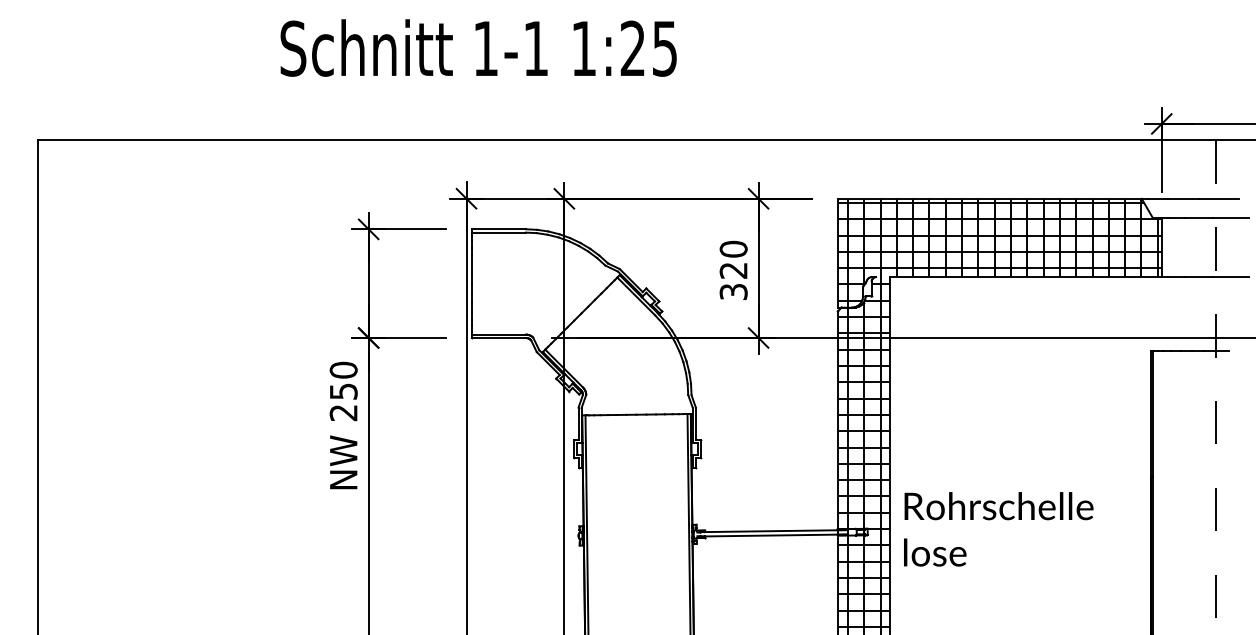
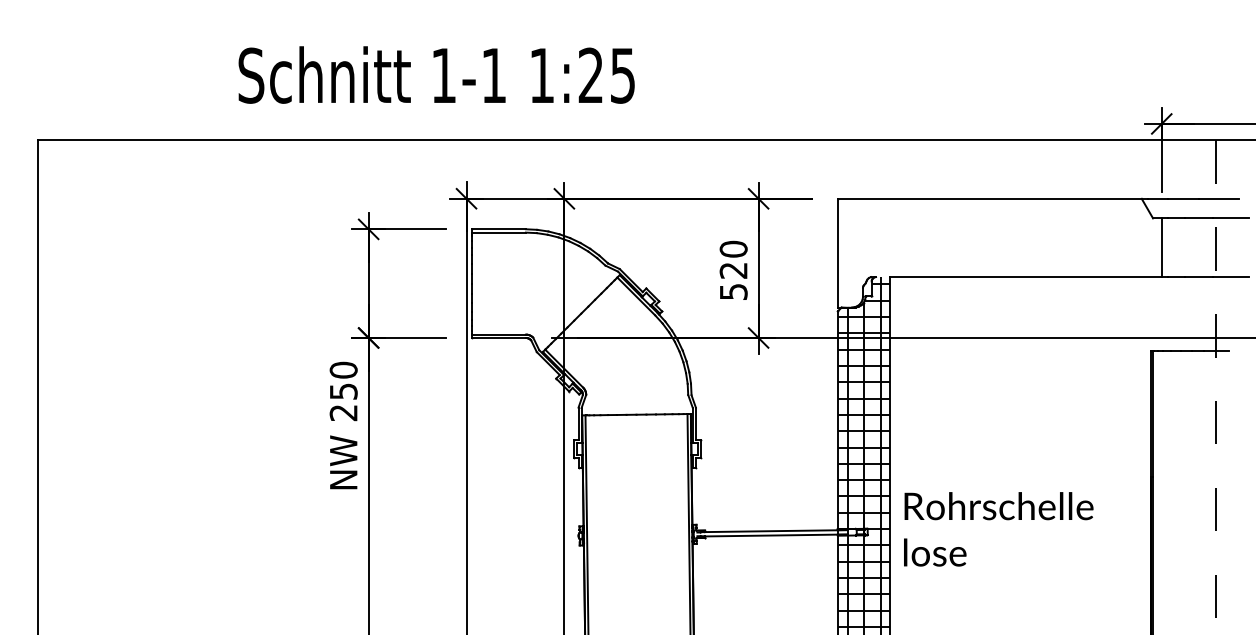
text position: (478, 47) -> (436, 74) (436, 74)
hatch: present -> none (999, 252)
text: 320 -> 520 (732, 291)
